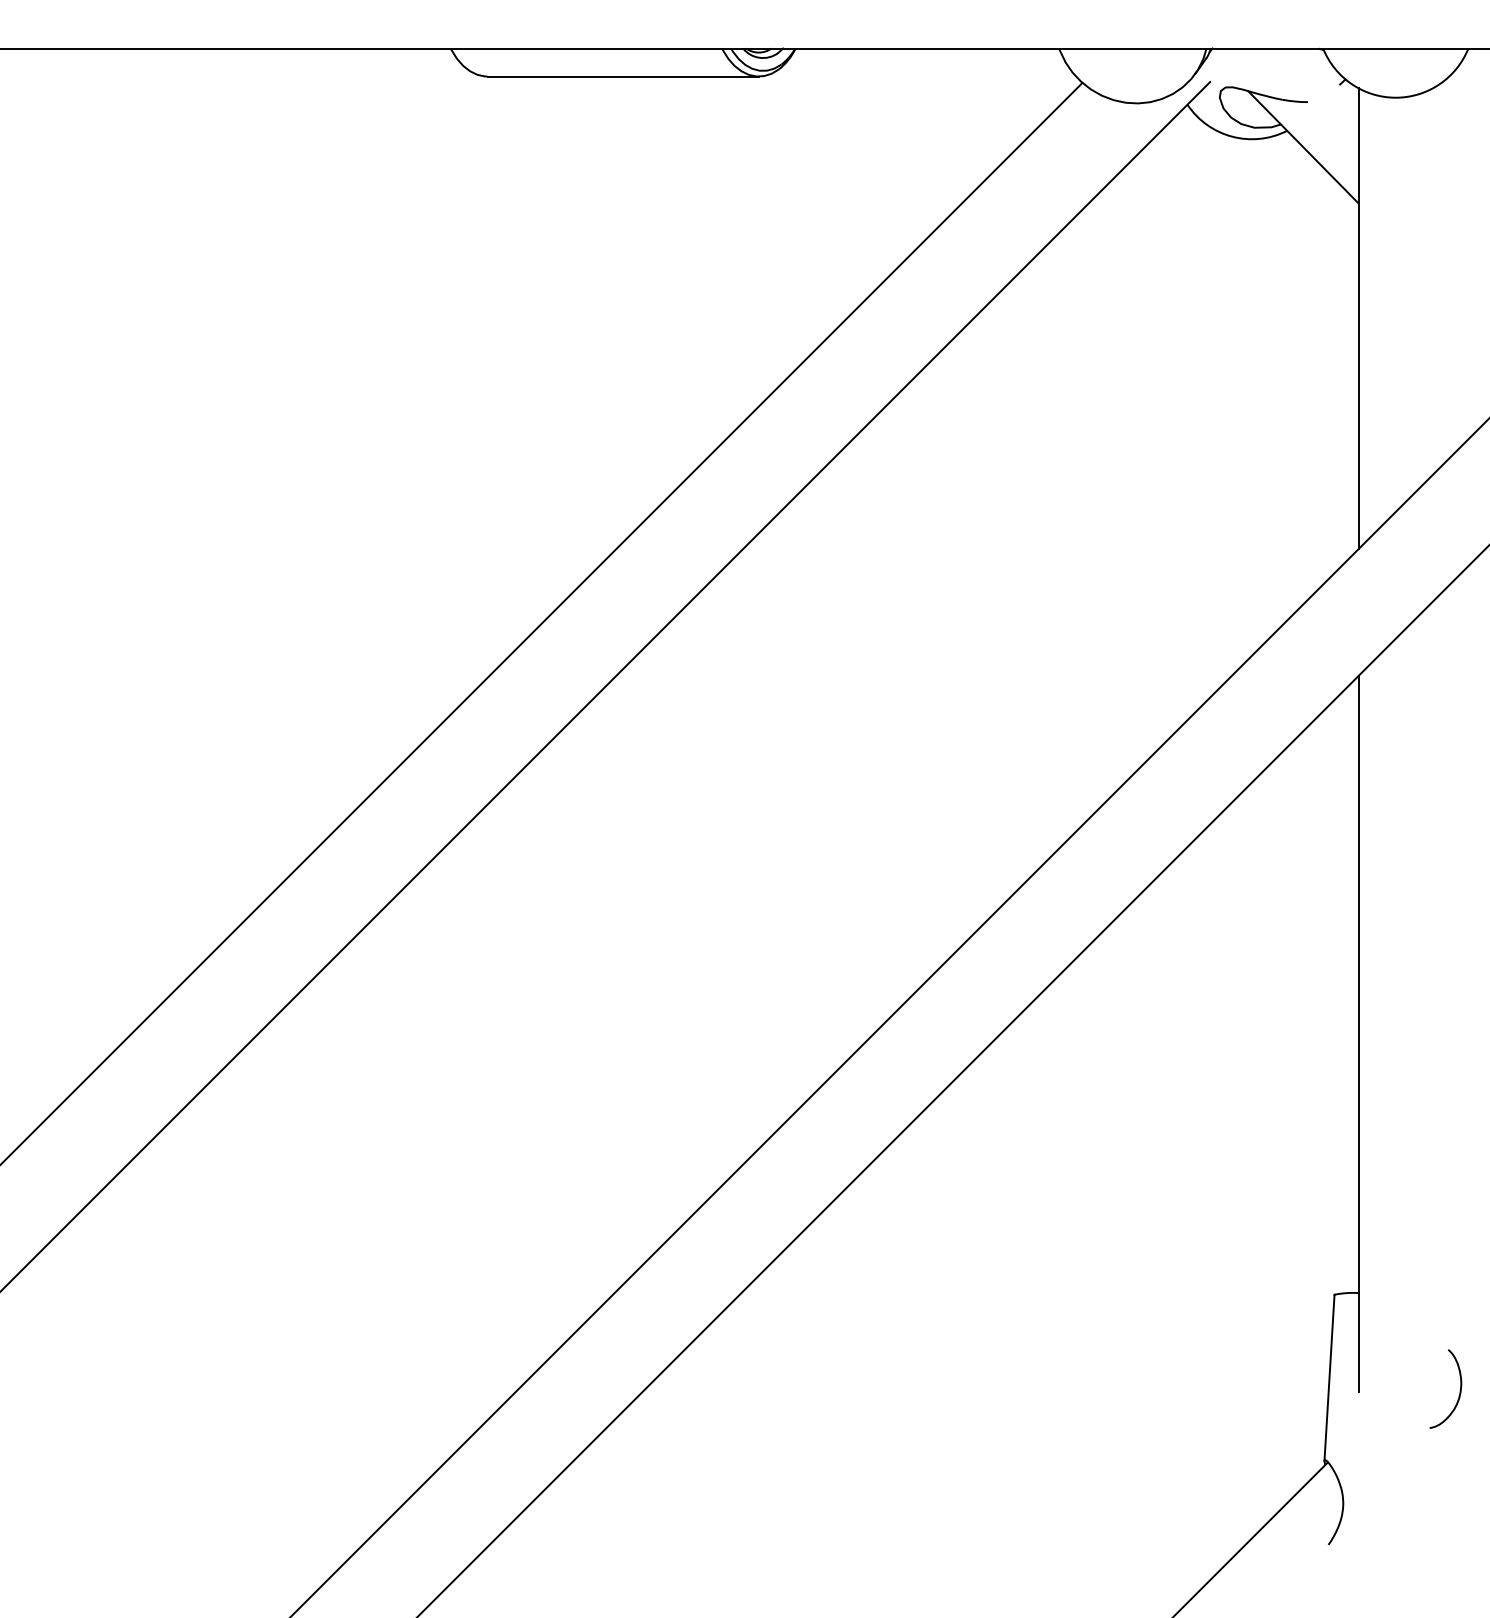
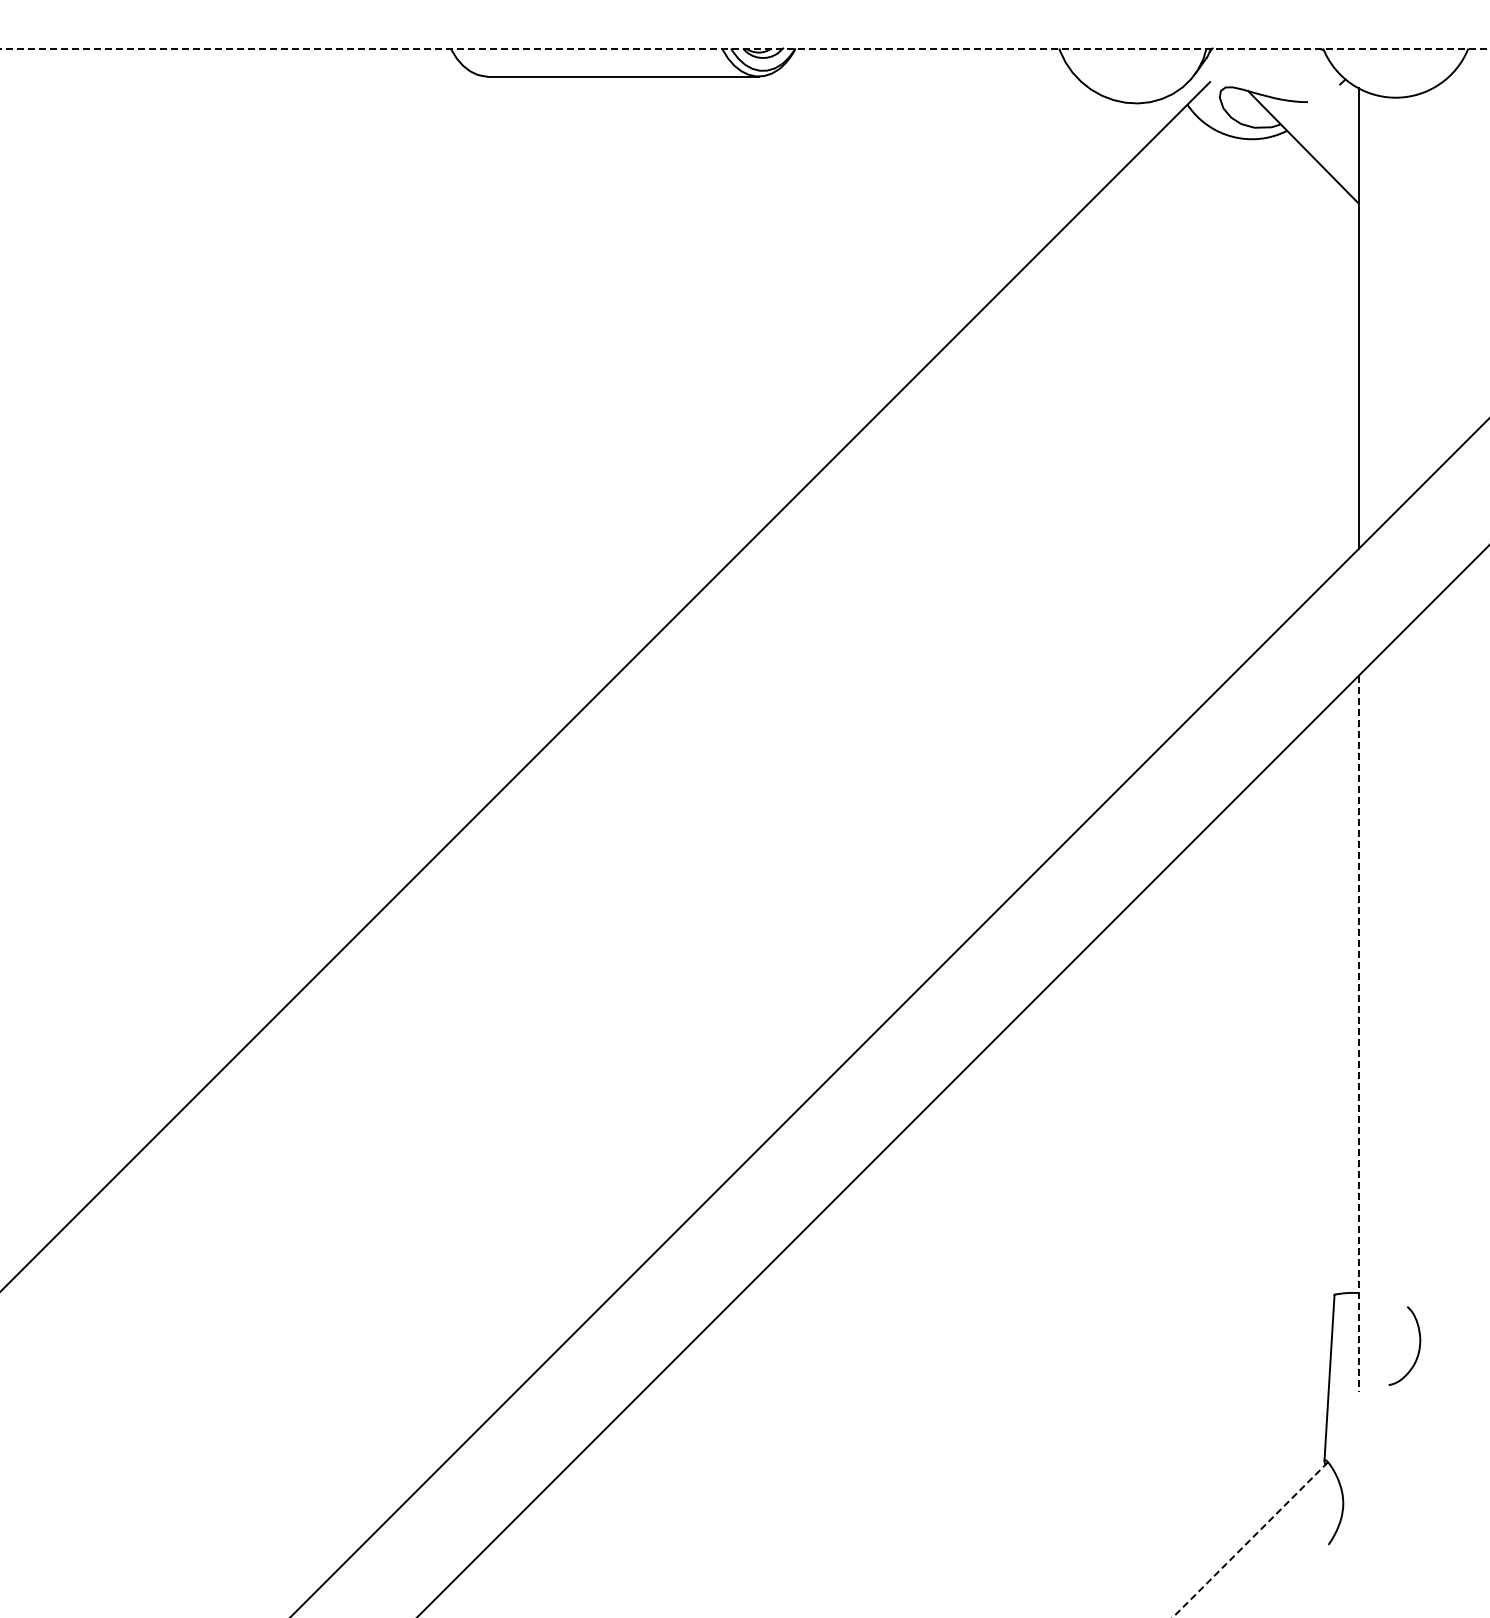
line: solid -> dashed (745, 48)
line: present -> none (542, 622)
line: solid -> dashed (1358, 1034)
curve position: (1459, 1390) -> (1418, 1347) (1418, 1347)
line: solid -> dashed (1250, 1540)
